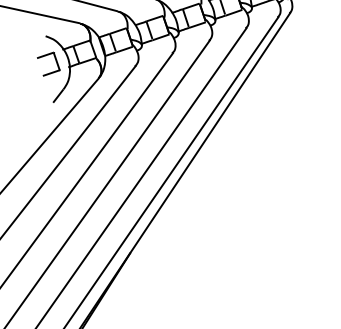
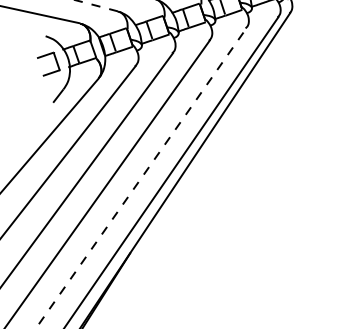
line: solid -> dashed (96, 5)
line: solid -> dashed (141, 178)
